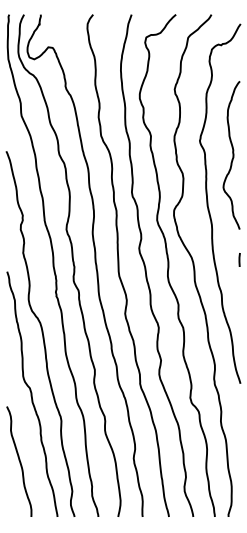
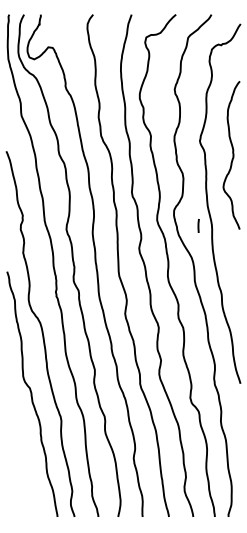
line position: (239, 259) -> (198, 225) (198, 225)
curve: present -> none (19, 461)
